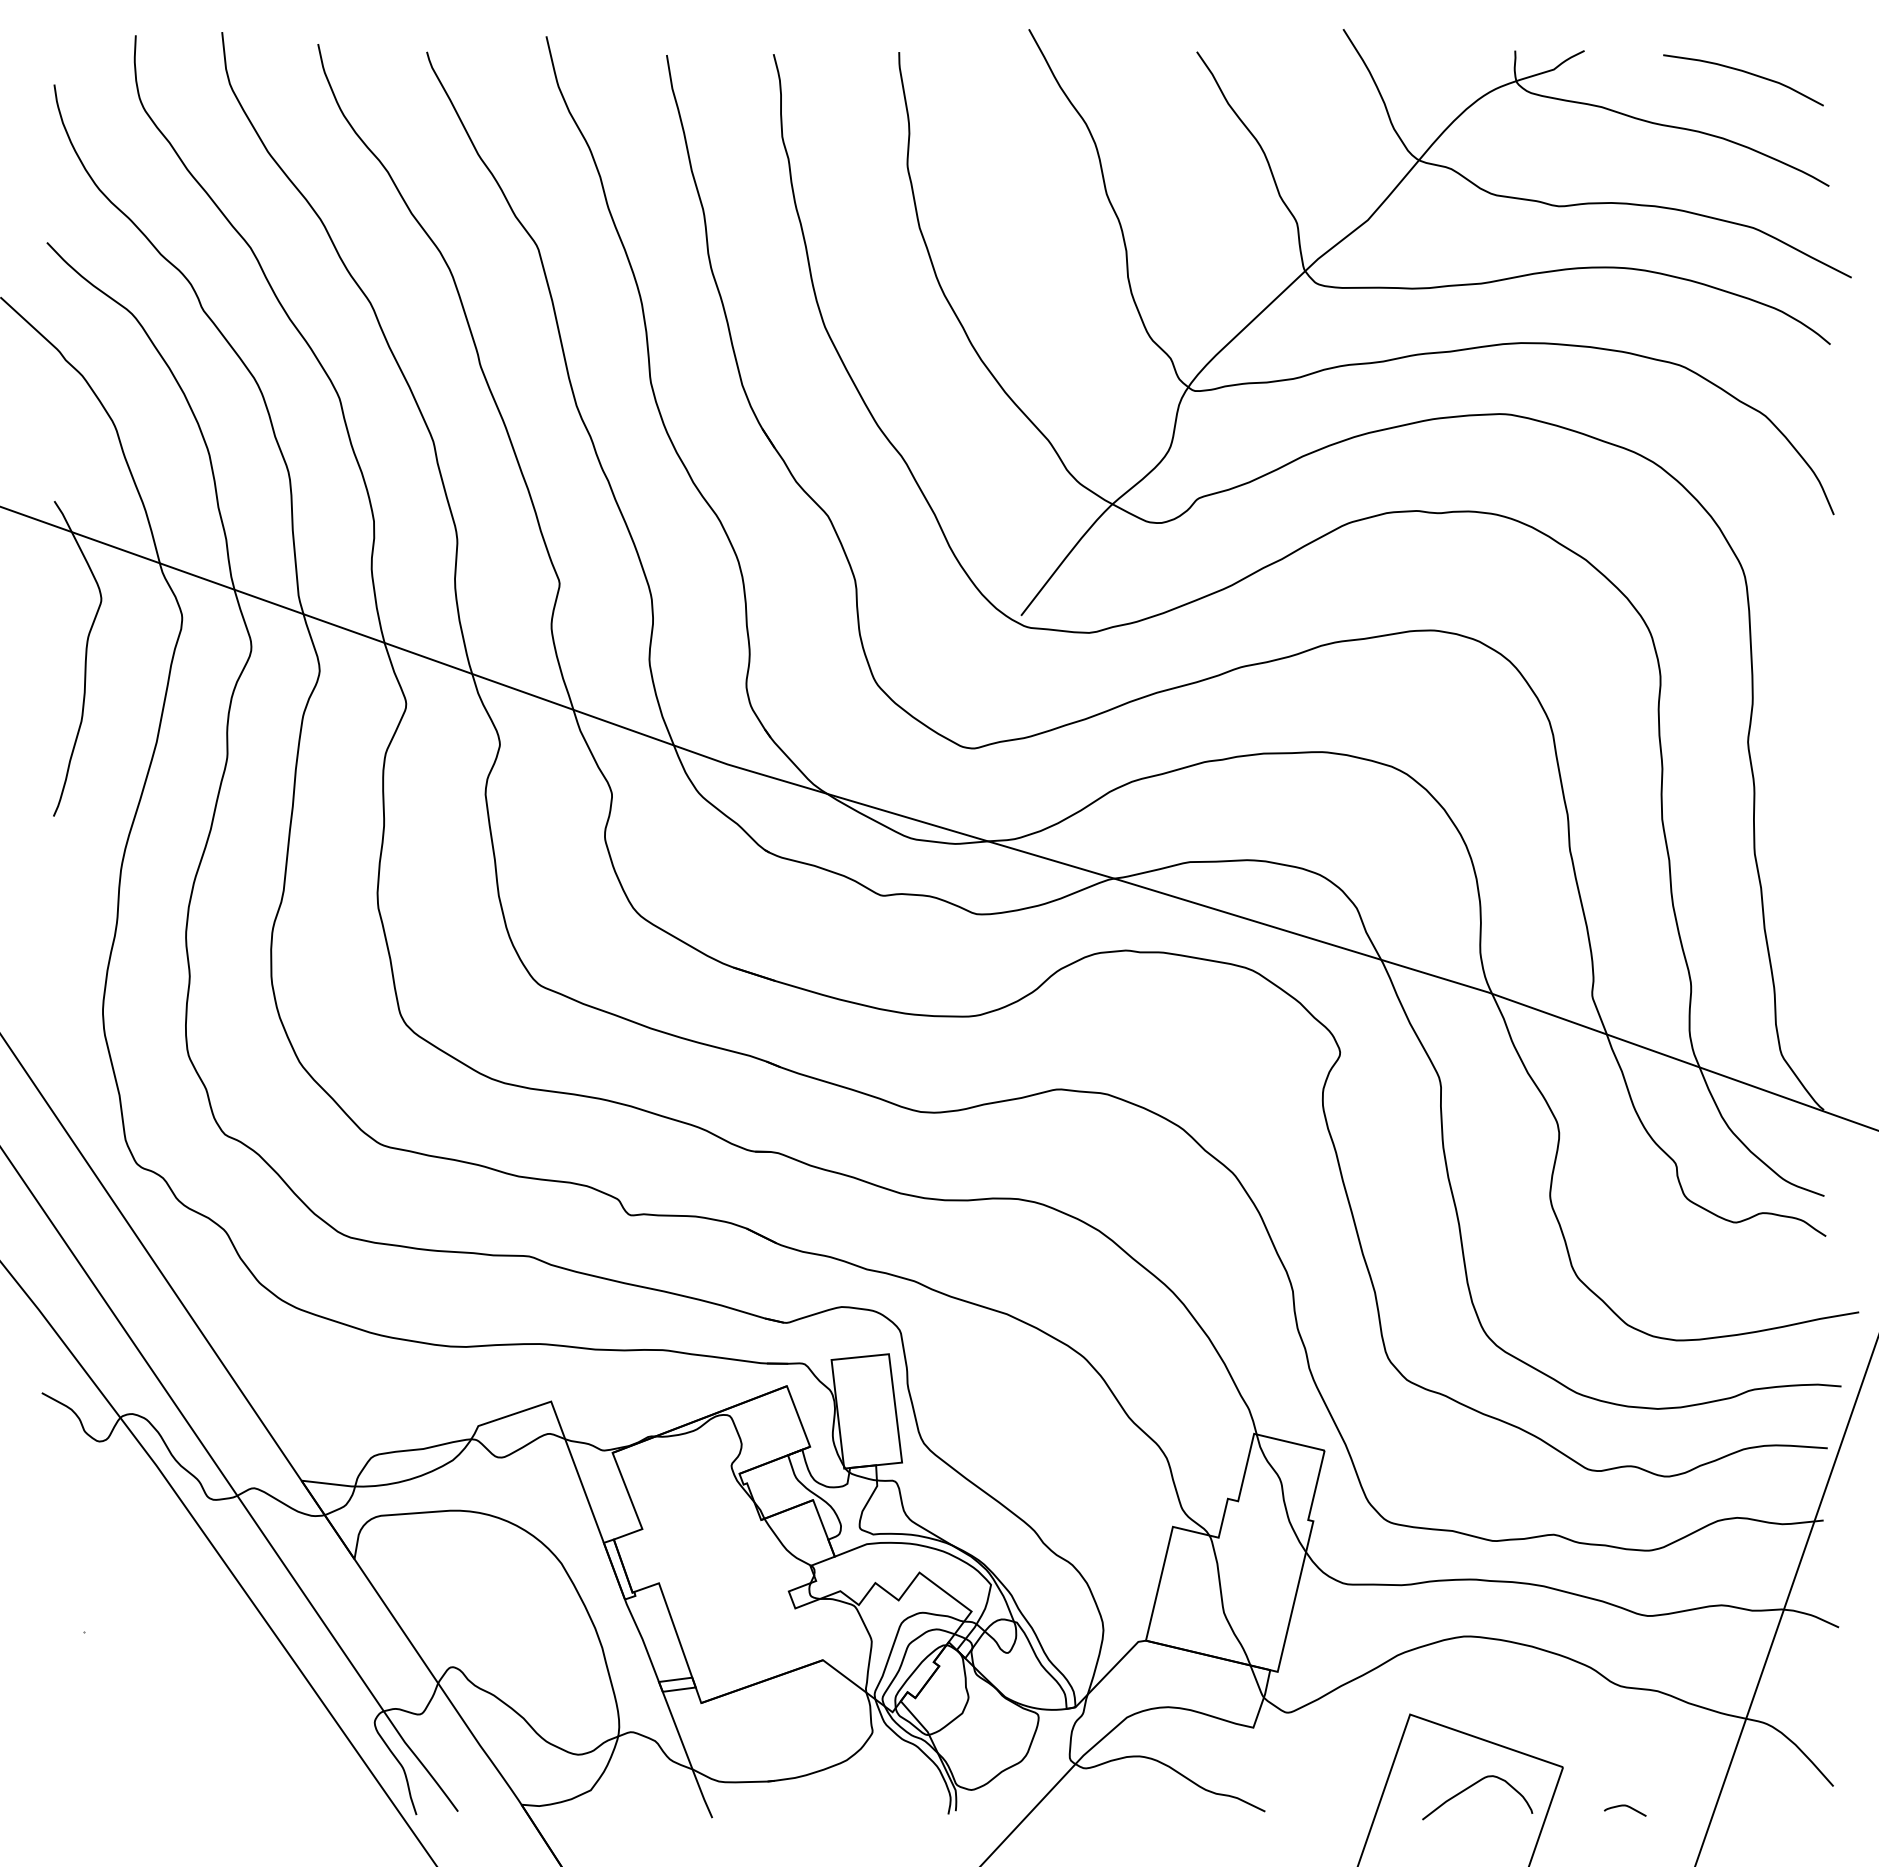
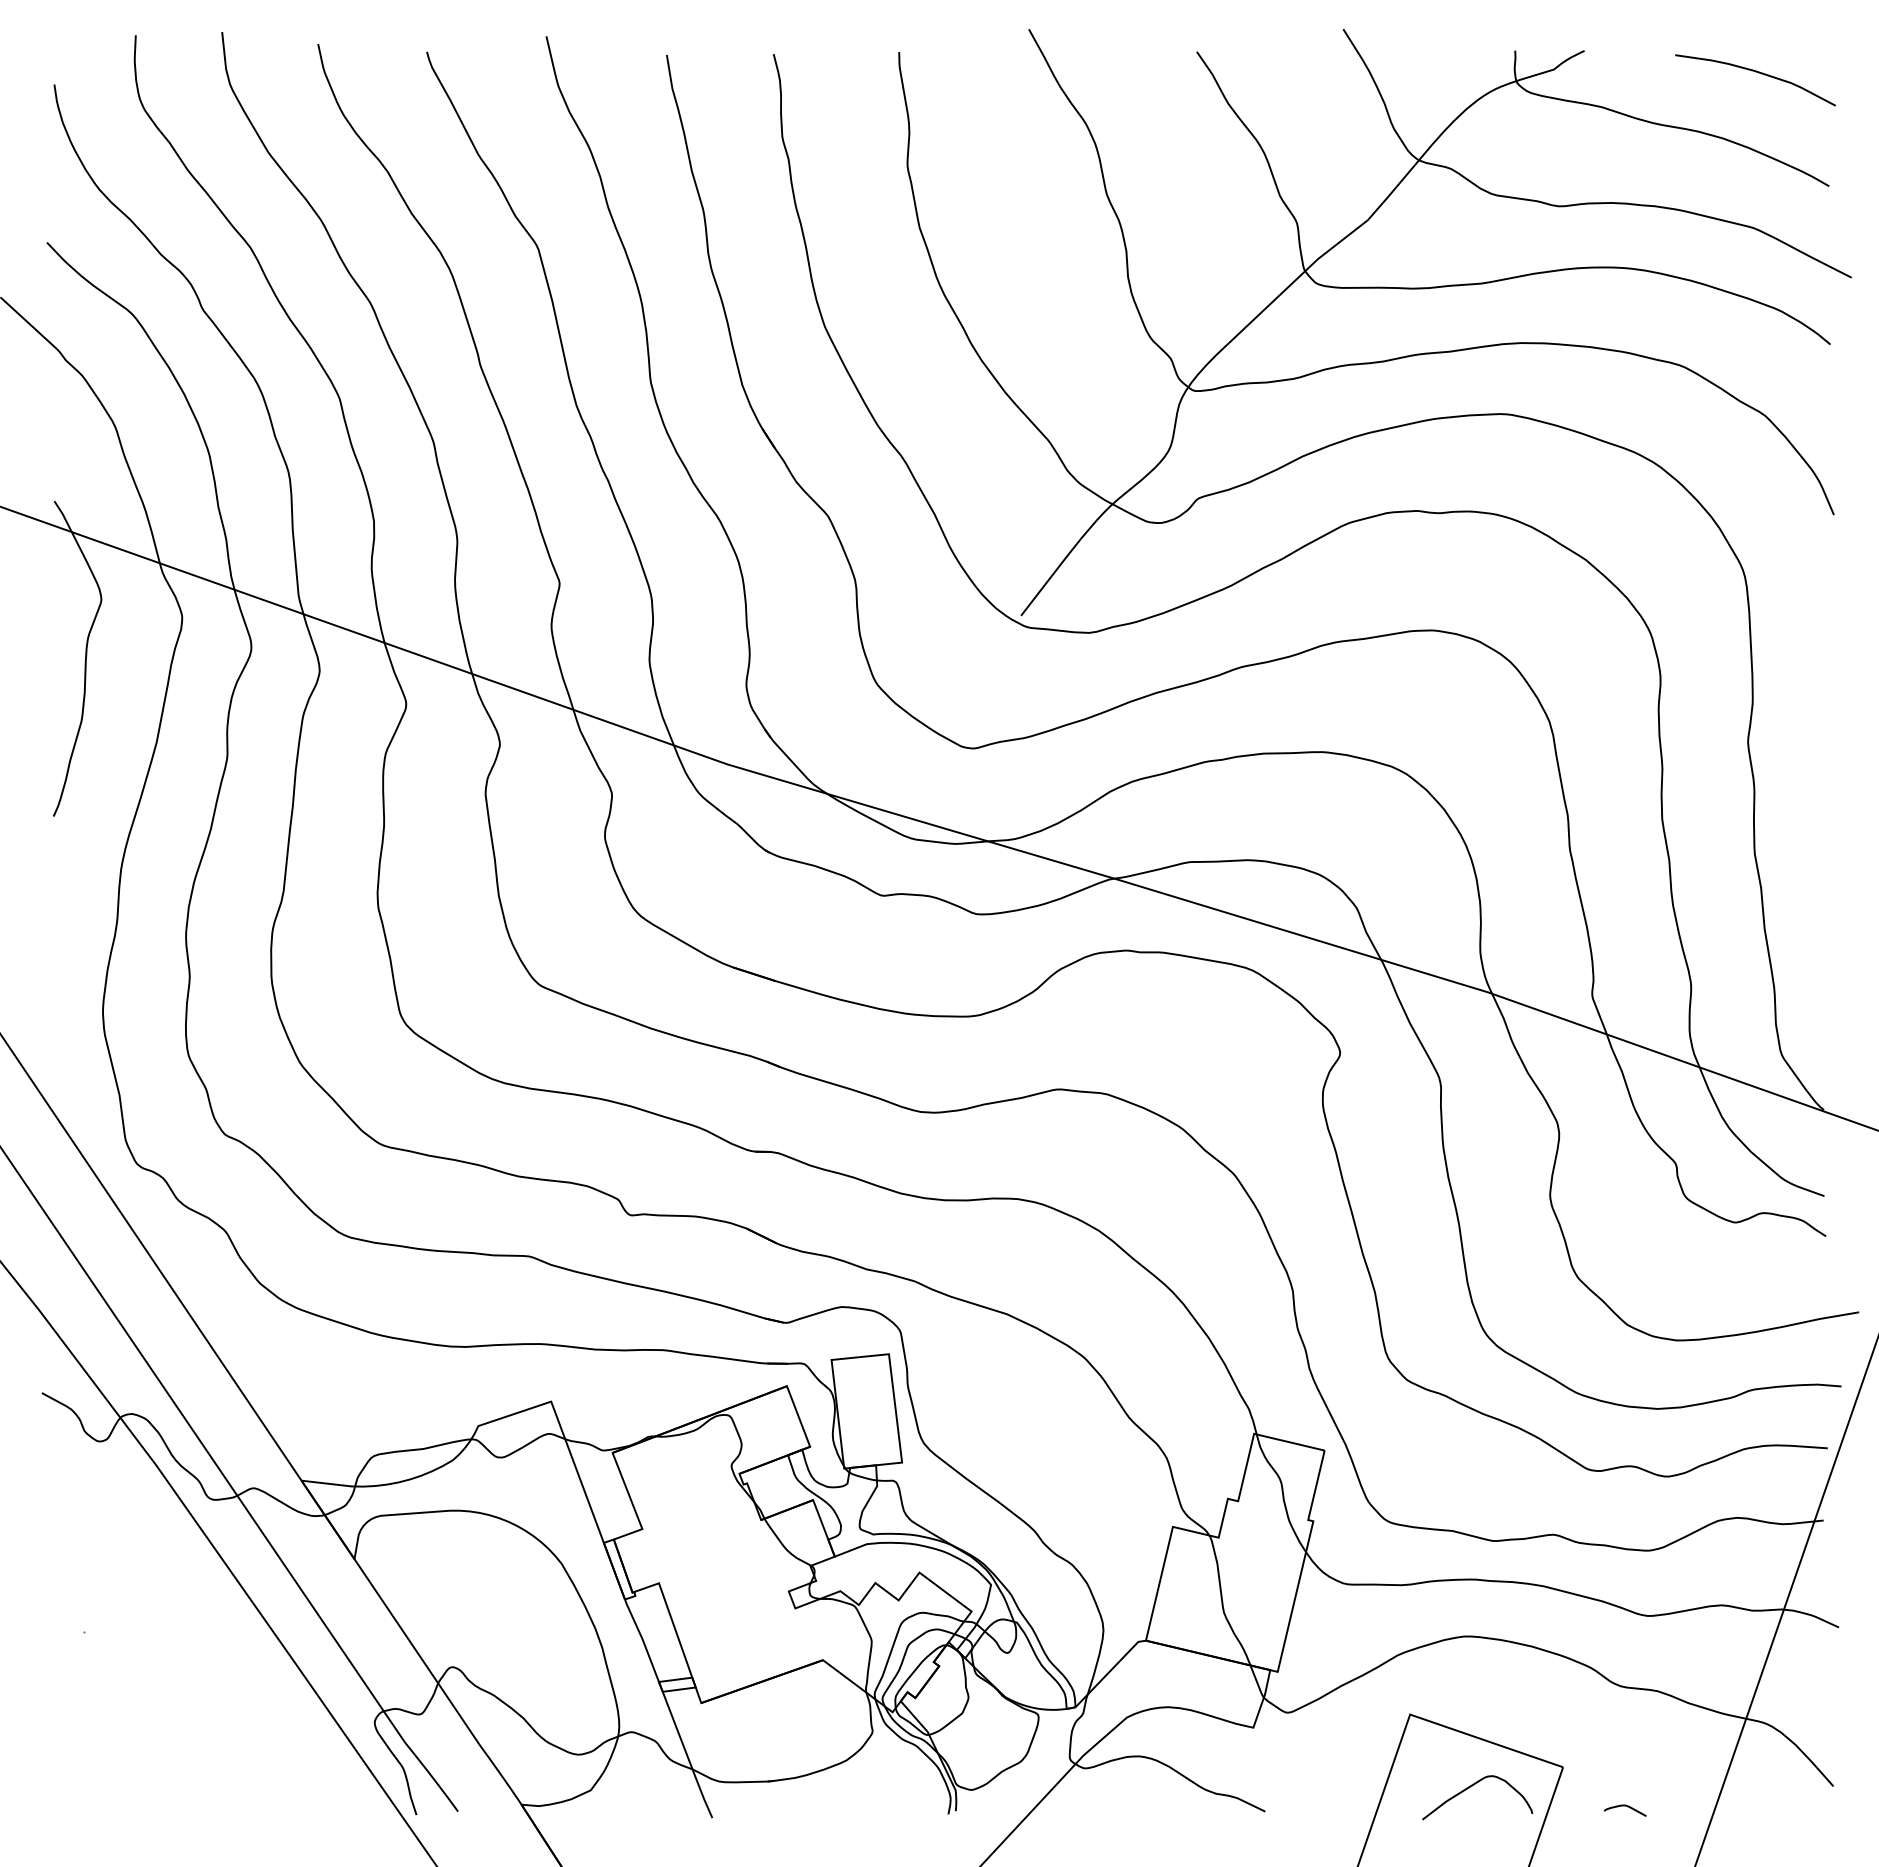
curve position: (1746, 73) -> (1758, 73) (1758, 73)
